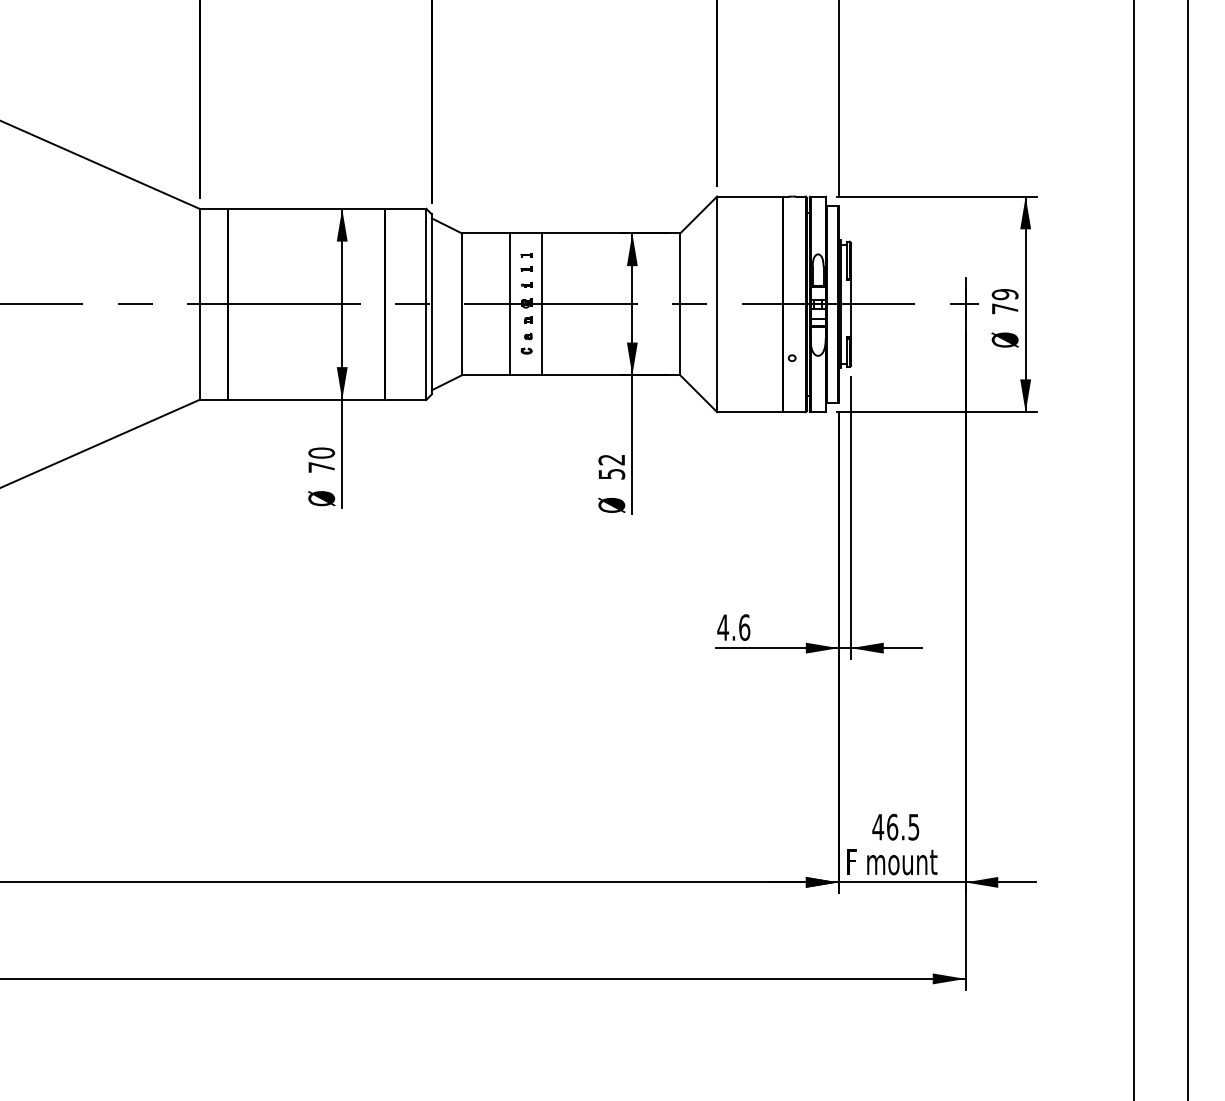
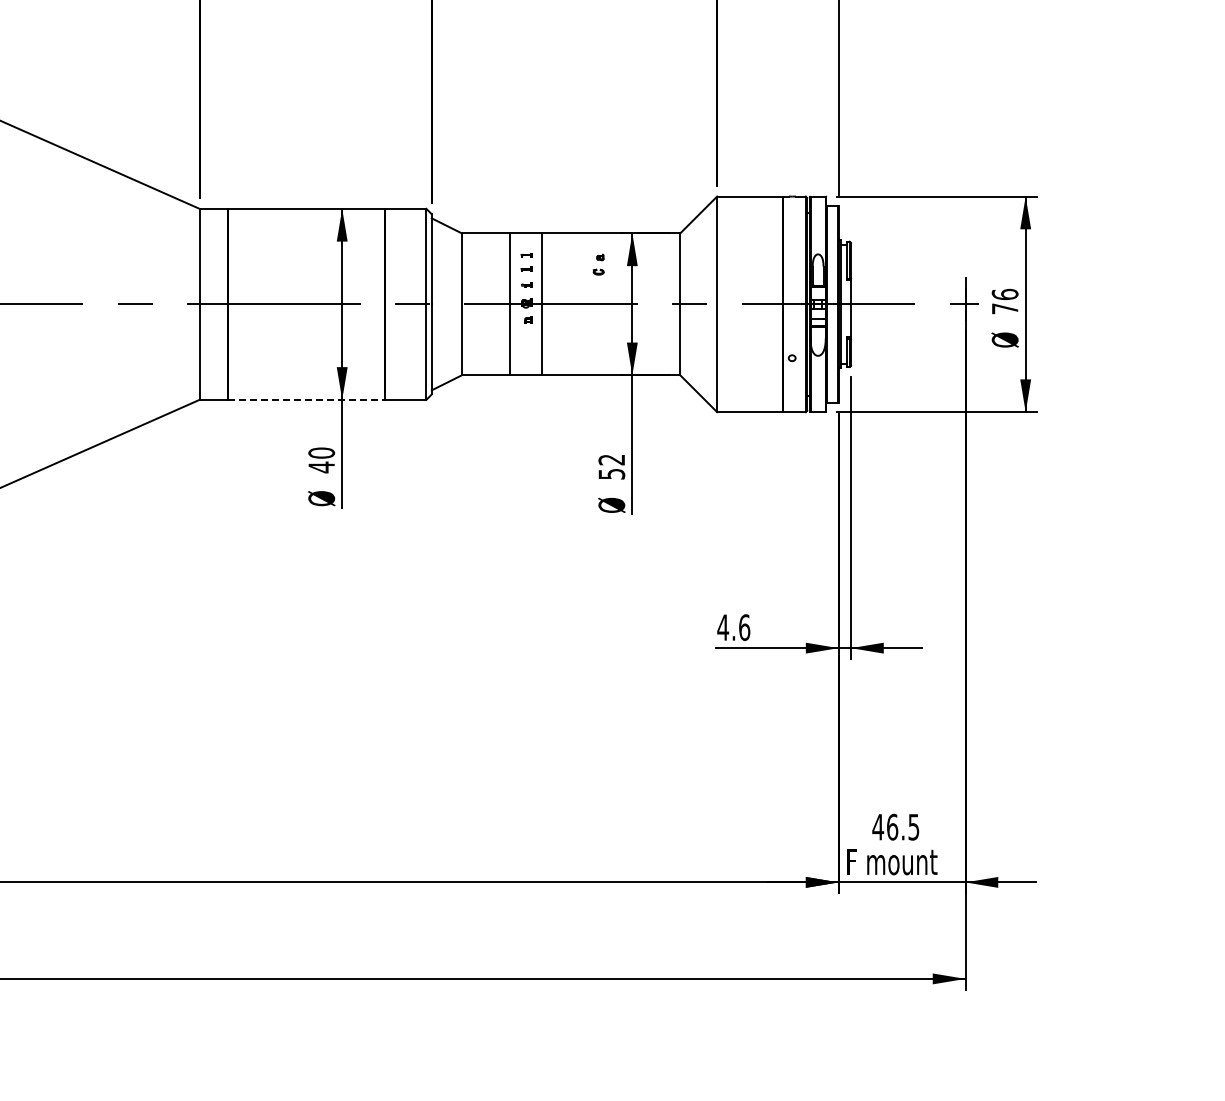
text: 79 -> 76 (1004, 294)
part position: (526, 343) -> (598, 264) (598, 264)
line: solid -> dashed (306, 399)
text: 70 -> 40 (321, 467)
line: present -> none (1133, 549)
line: present -> none (1188, 549)
